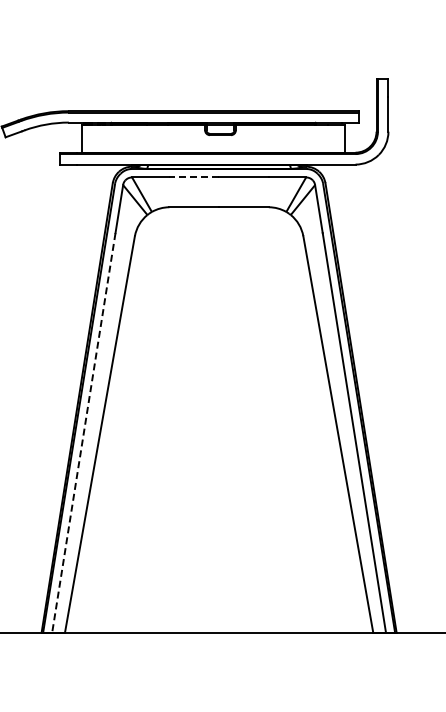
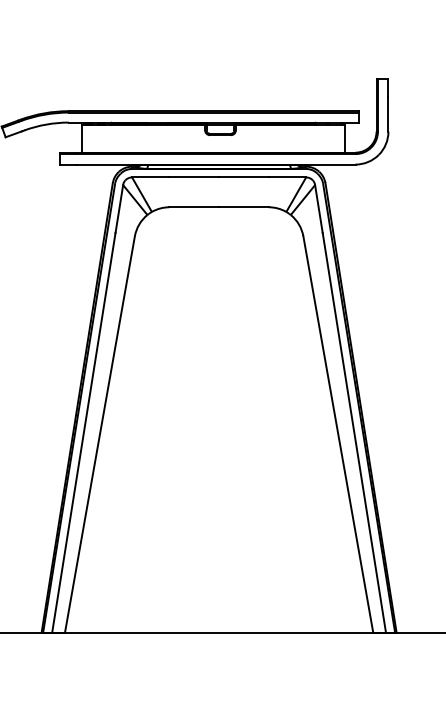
line: dashed -> solid (194, 177)
line: dashed -> solid (83, 433)
